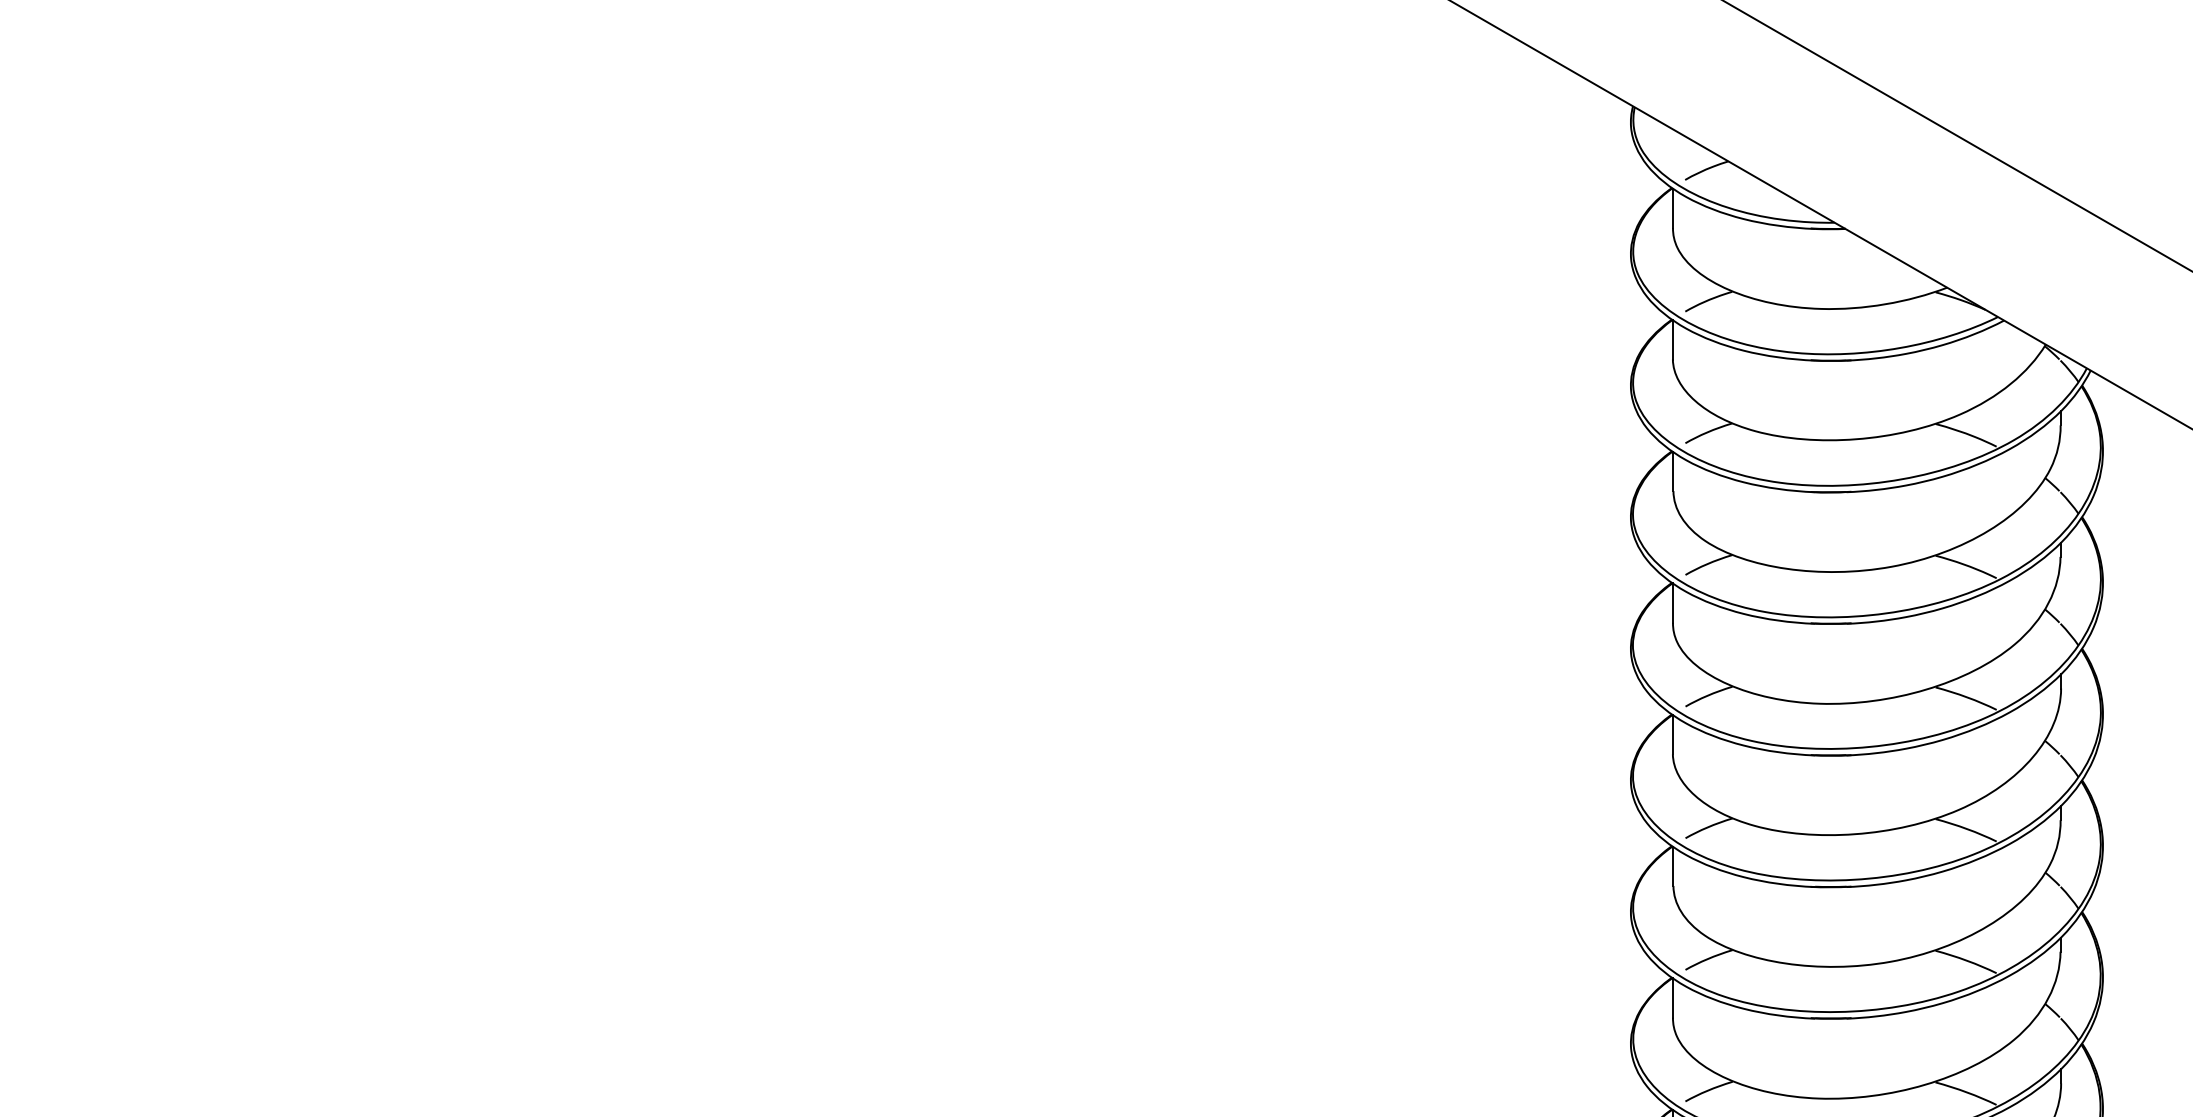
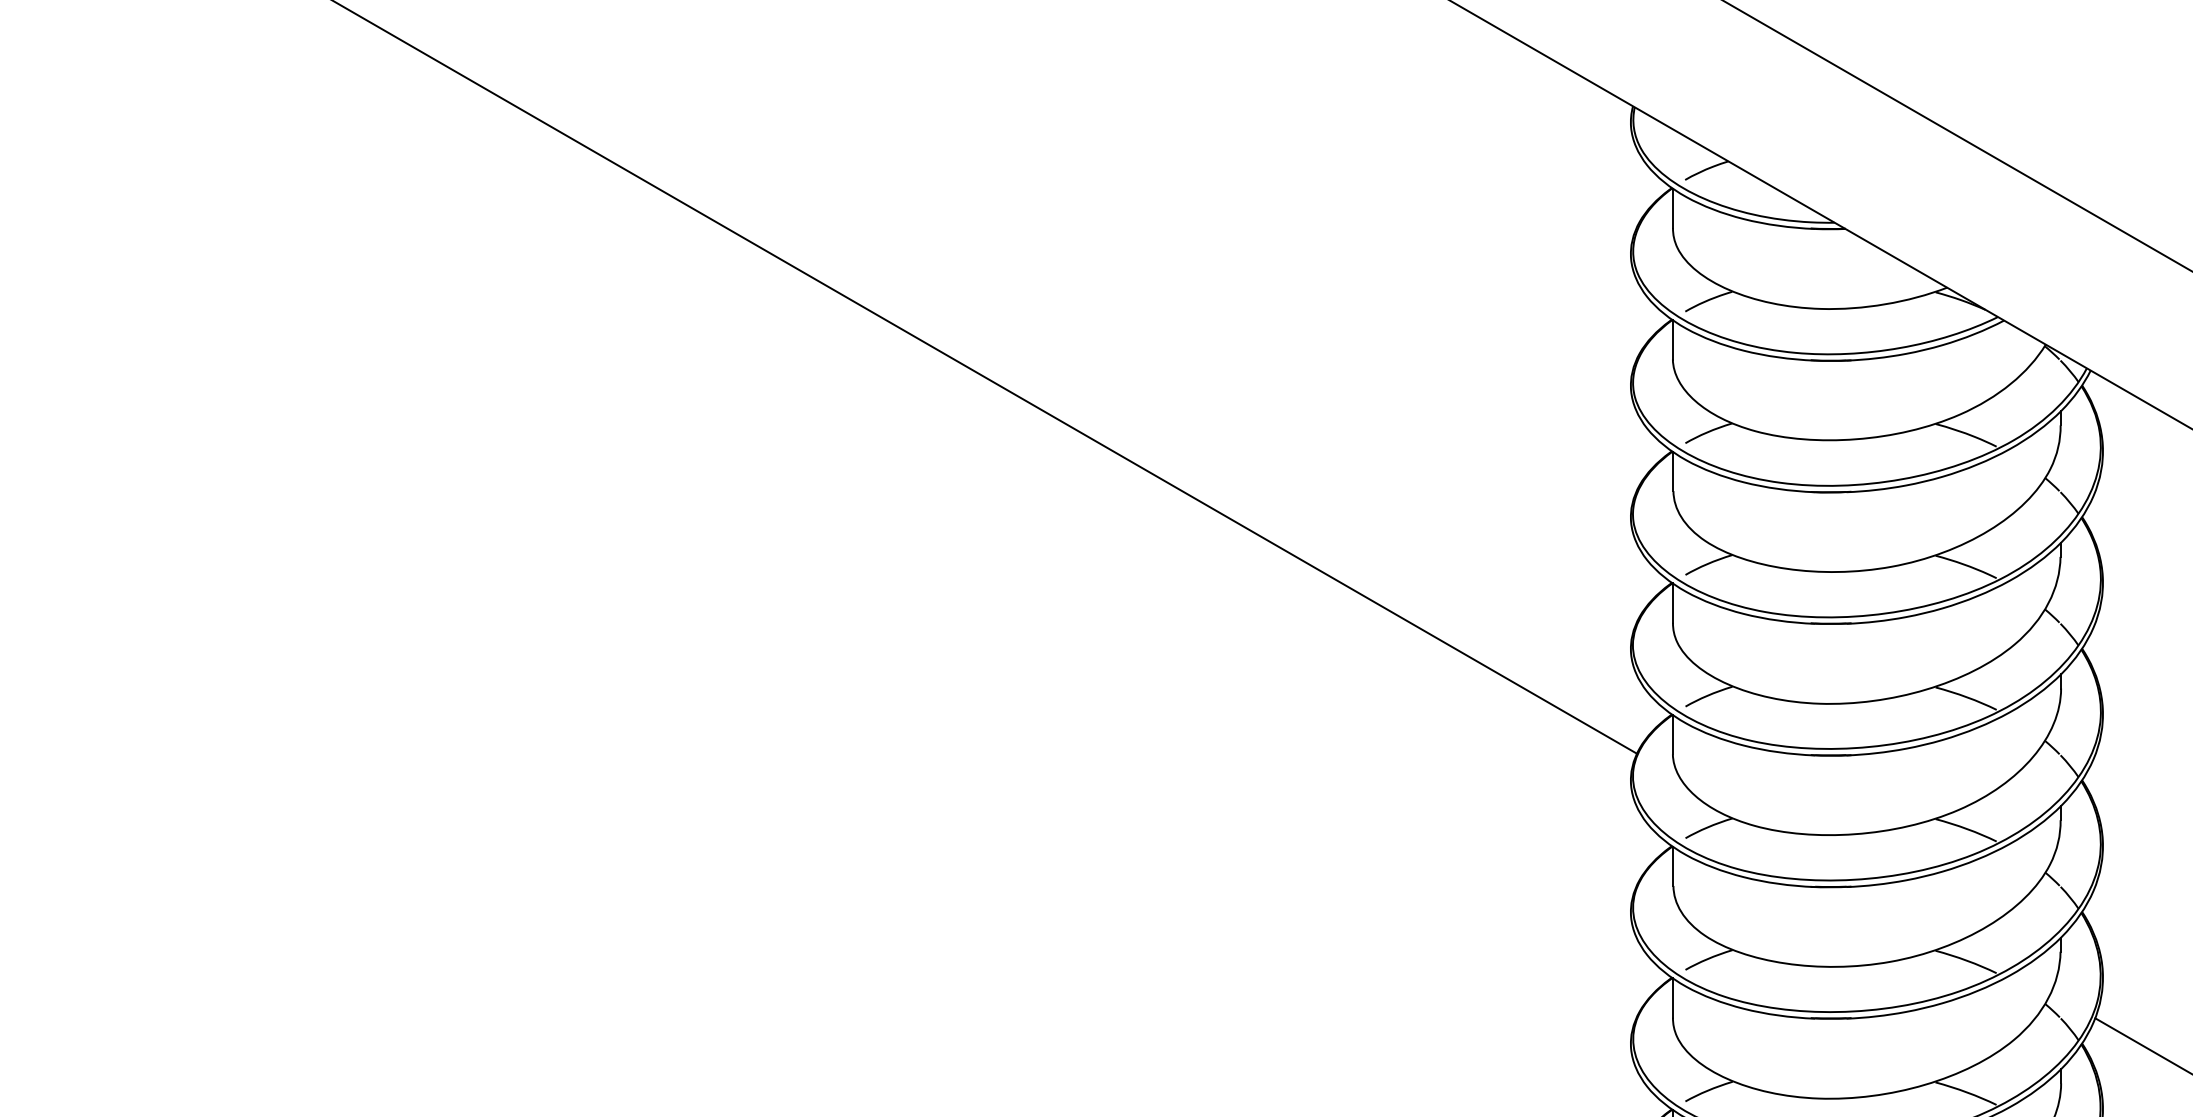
line: none -> present (985, 377)
line: none -> present (2142, 1045)
